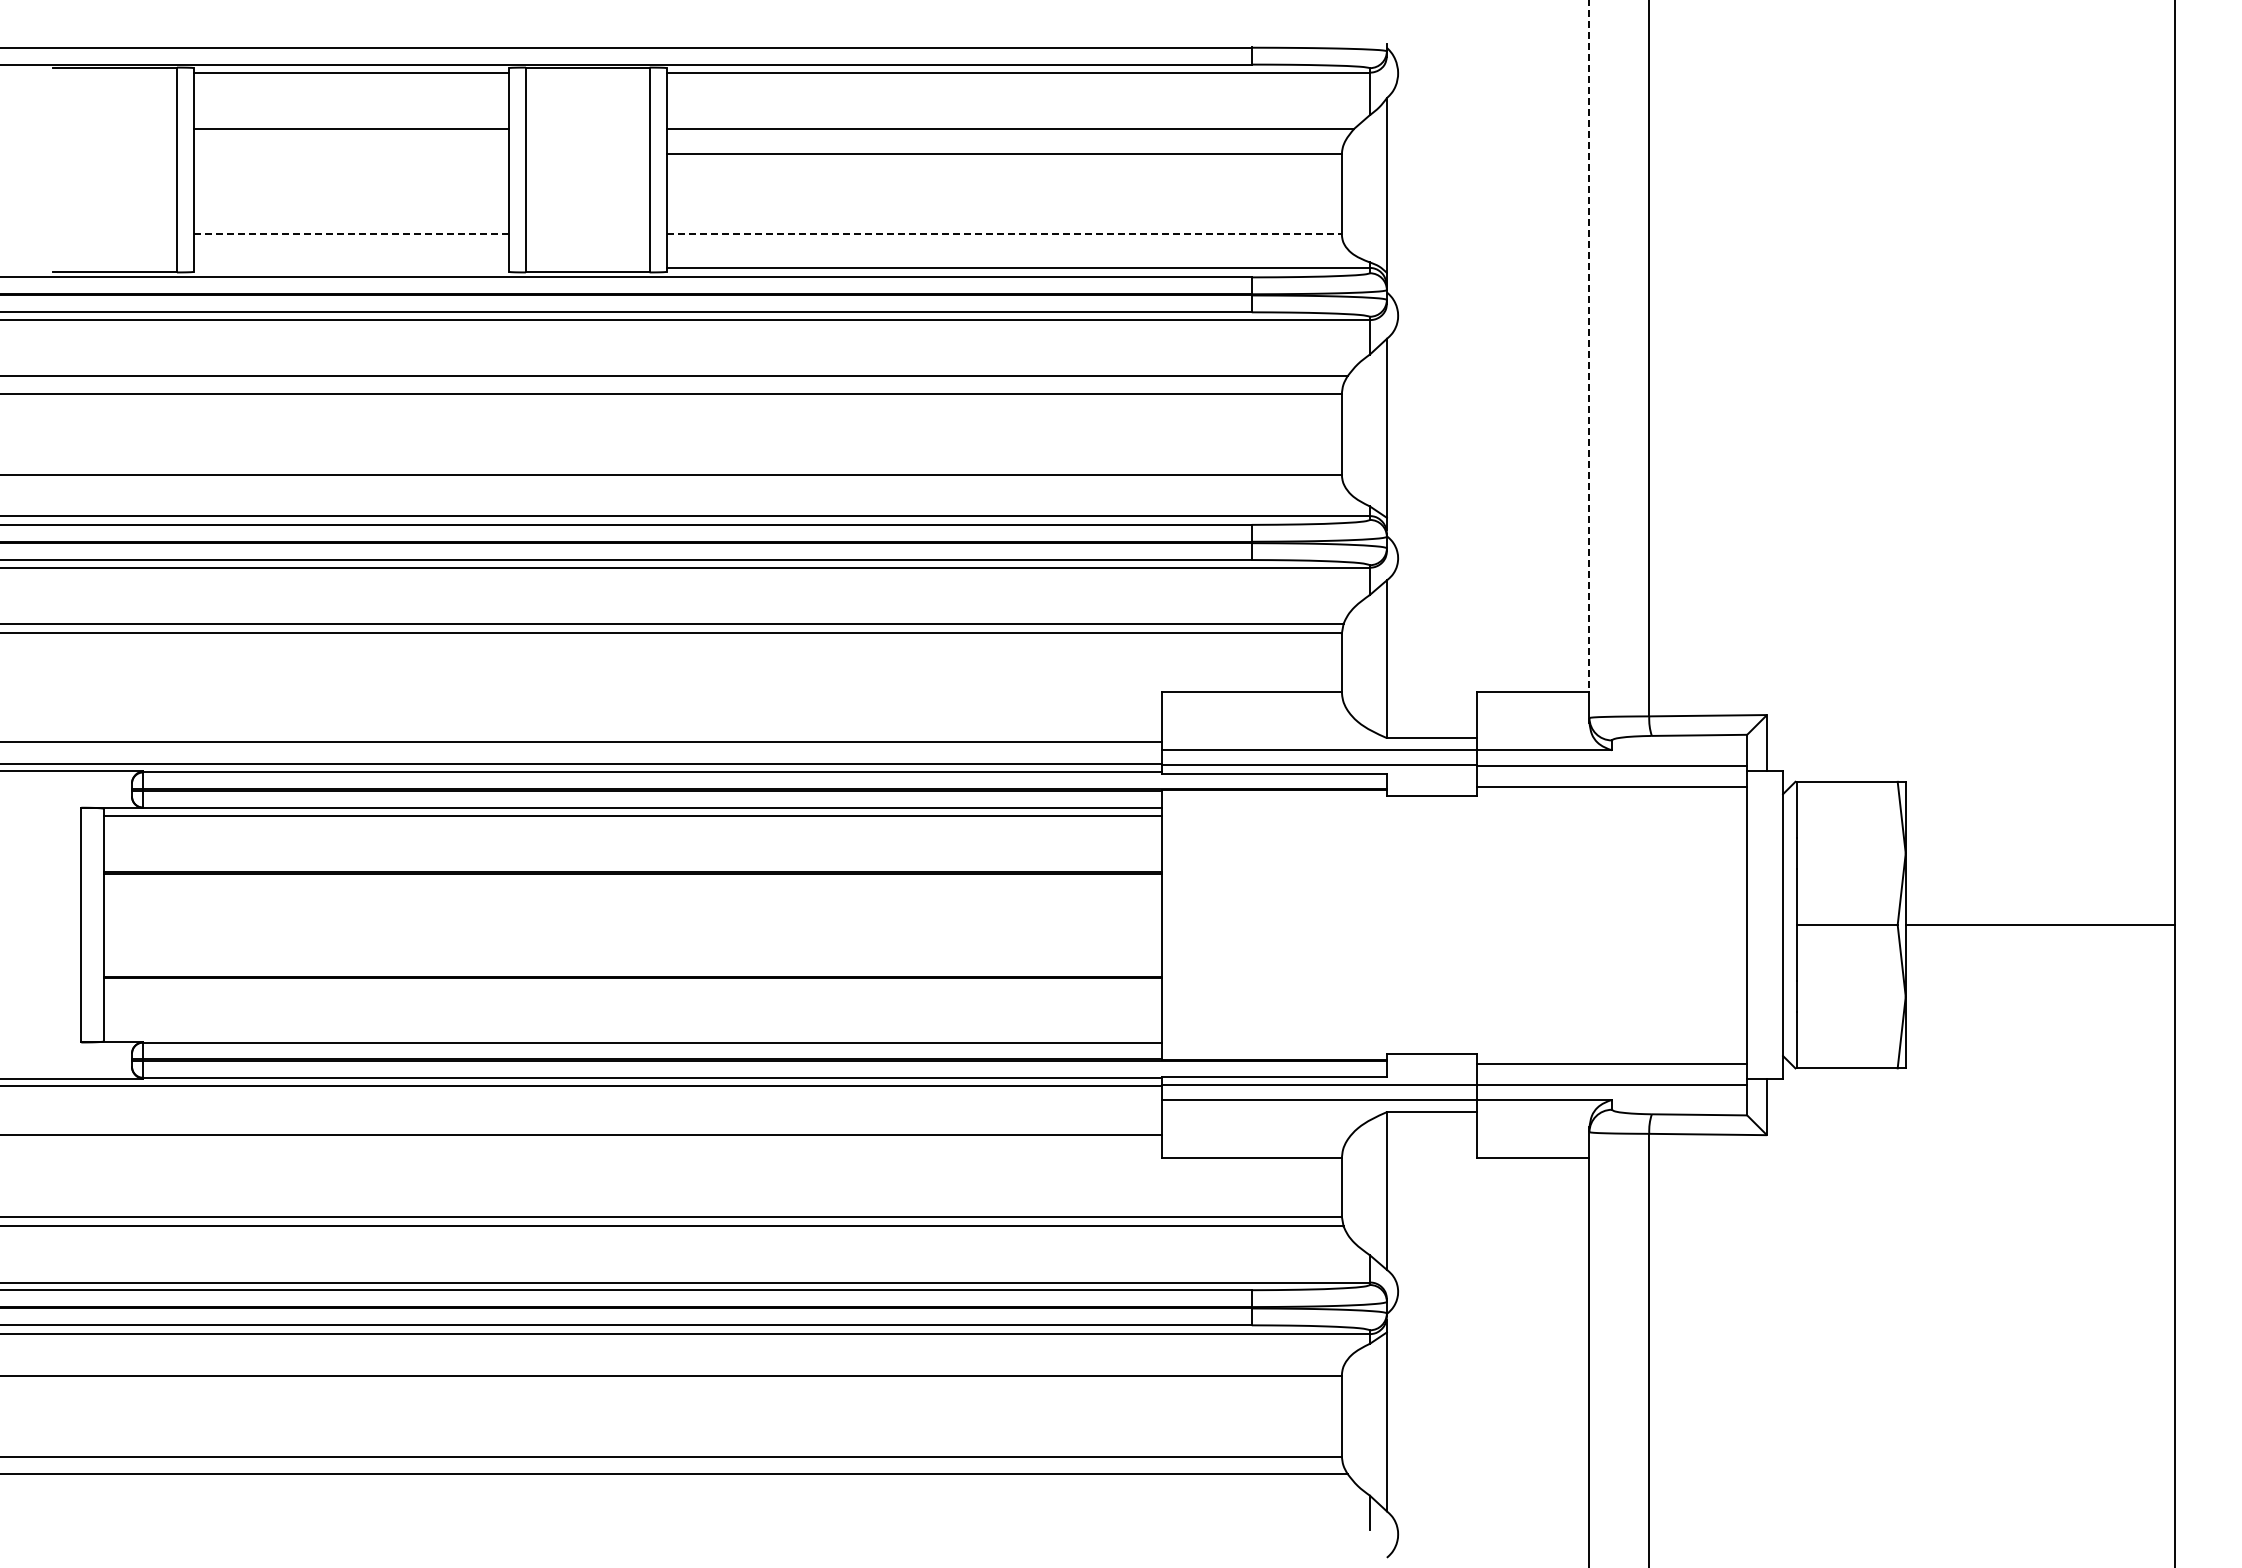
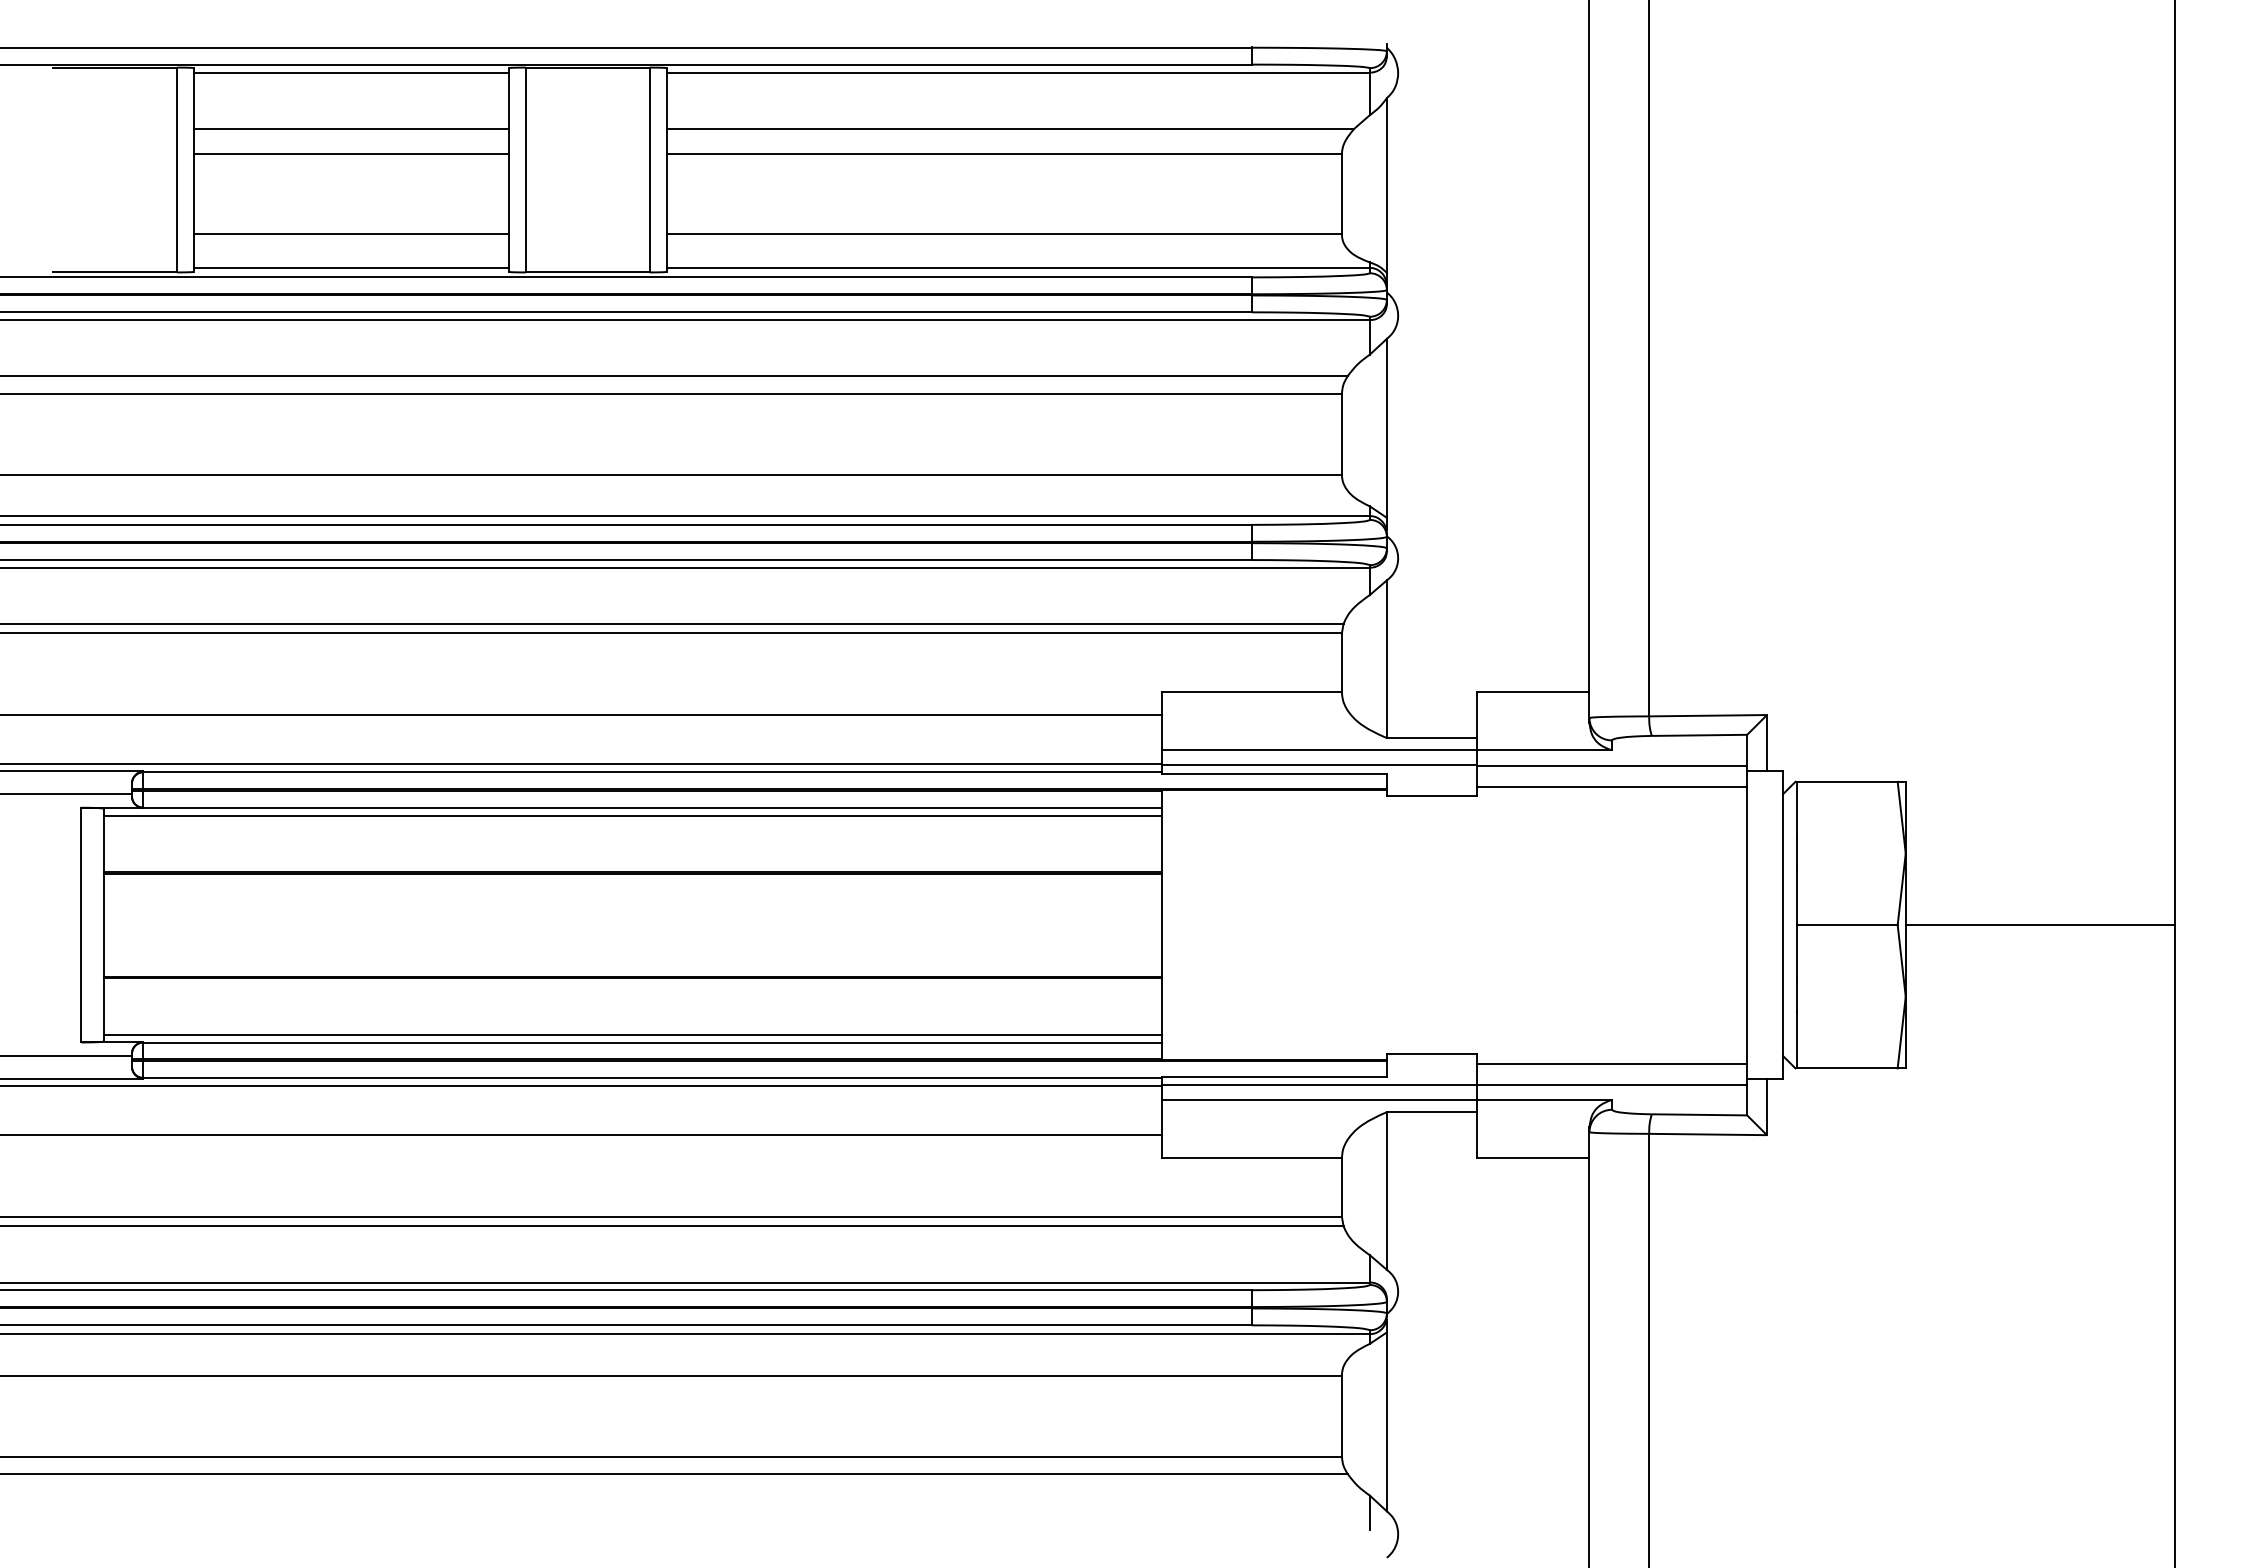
line: none -> present (351, 154)
line: dashed -> solid (351, 234)
line: dashed -> solid (1004, 234)
line: none -> present (351, 267)
line: dashed -> solid (1589, 346)
line position: (581, 741) -> (581, 714) (581, 714)
line: none -> present (66, 793)
line: none -> present (632, 1034)
line: none -> present (66, 1056)
